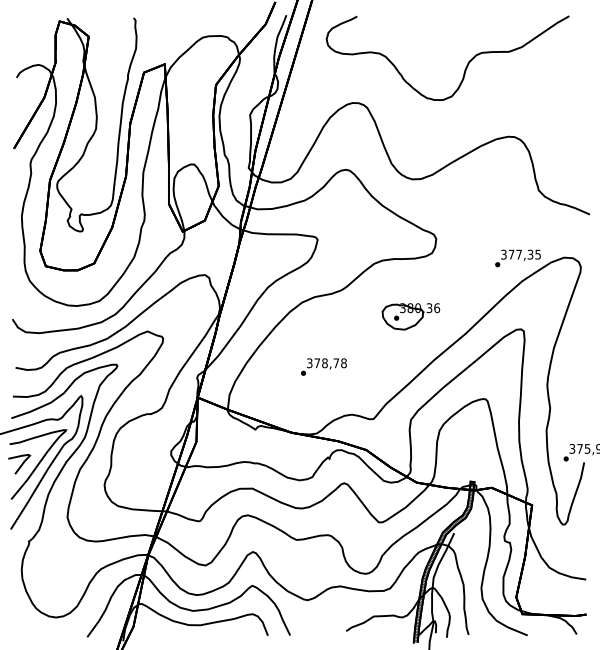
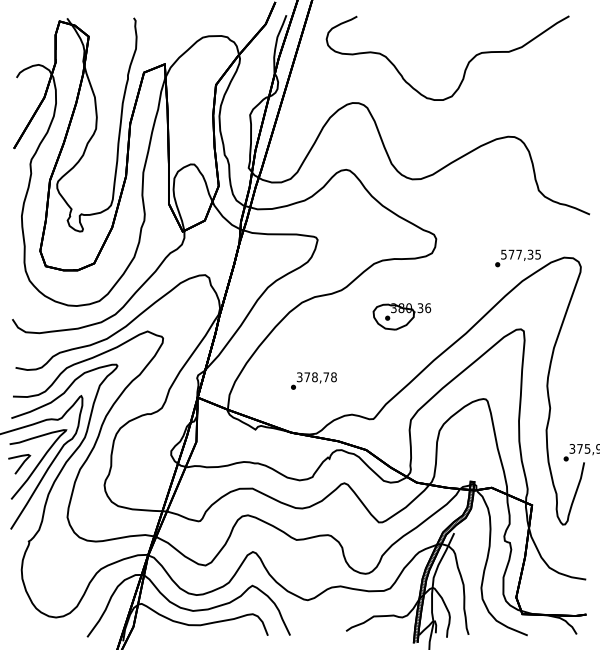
text: 377,35 -> 577,35 (503, 253)
part position: (410, 316) -> (401, 316) (401, 316)
text position: (323, 366) -> (313, 380) (313, 380)
